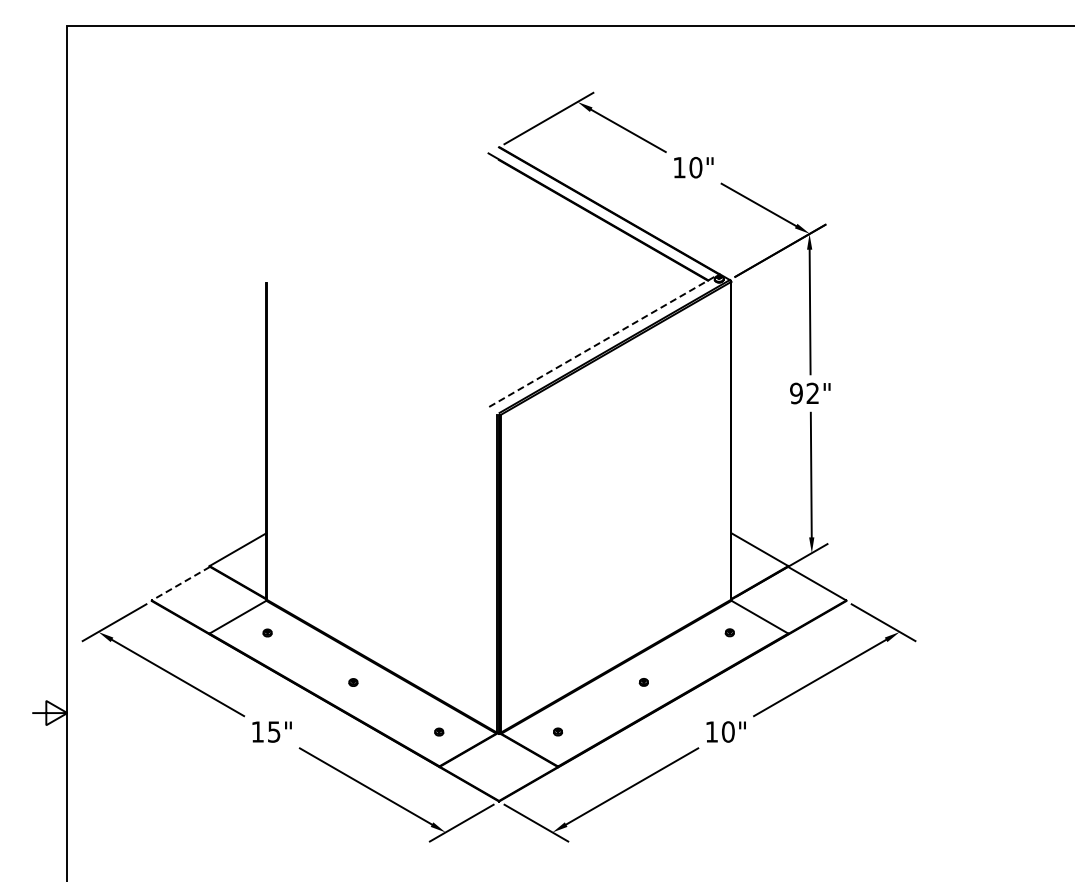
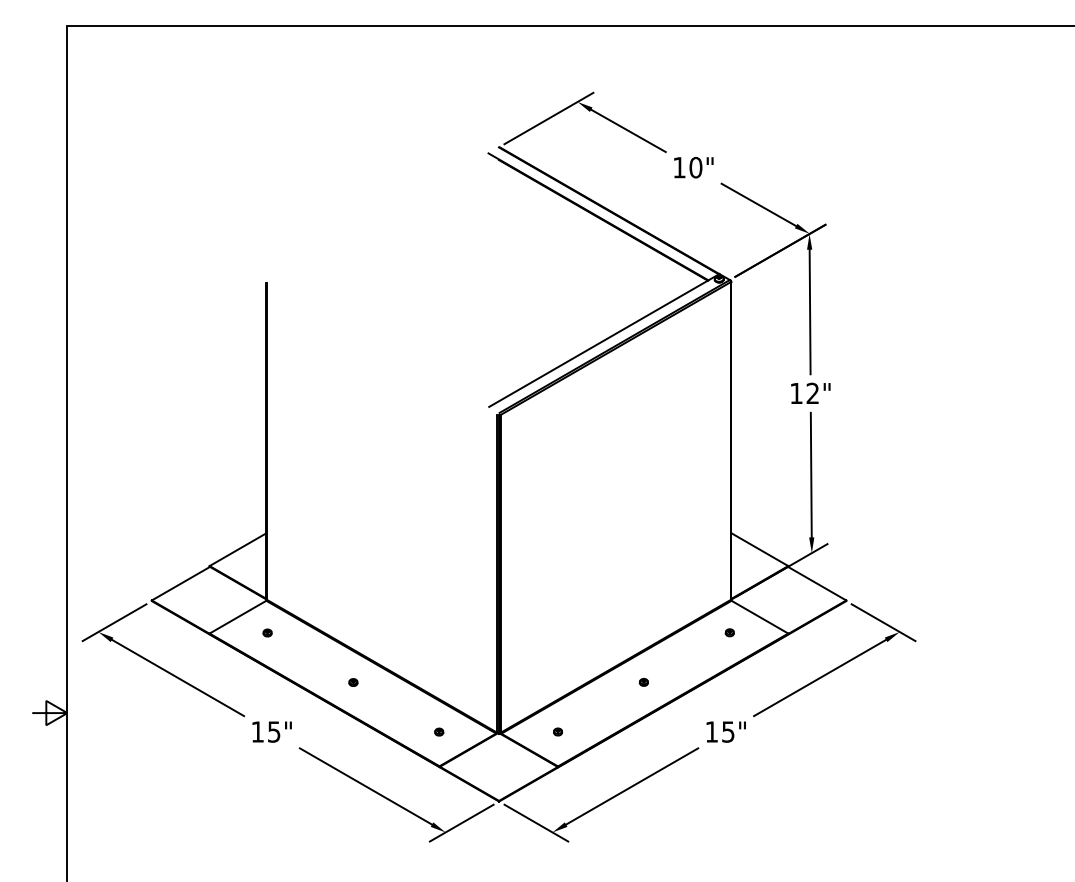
line: dashed -> solid (604, 340)
text: 92" -> 12" (796, 393)
line: dashed -> solid (180, 583)
text: 10" -> 15" (728, 731)
